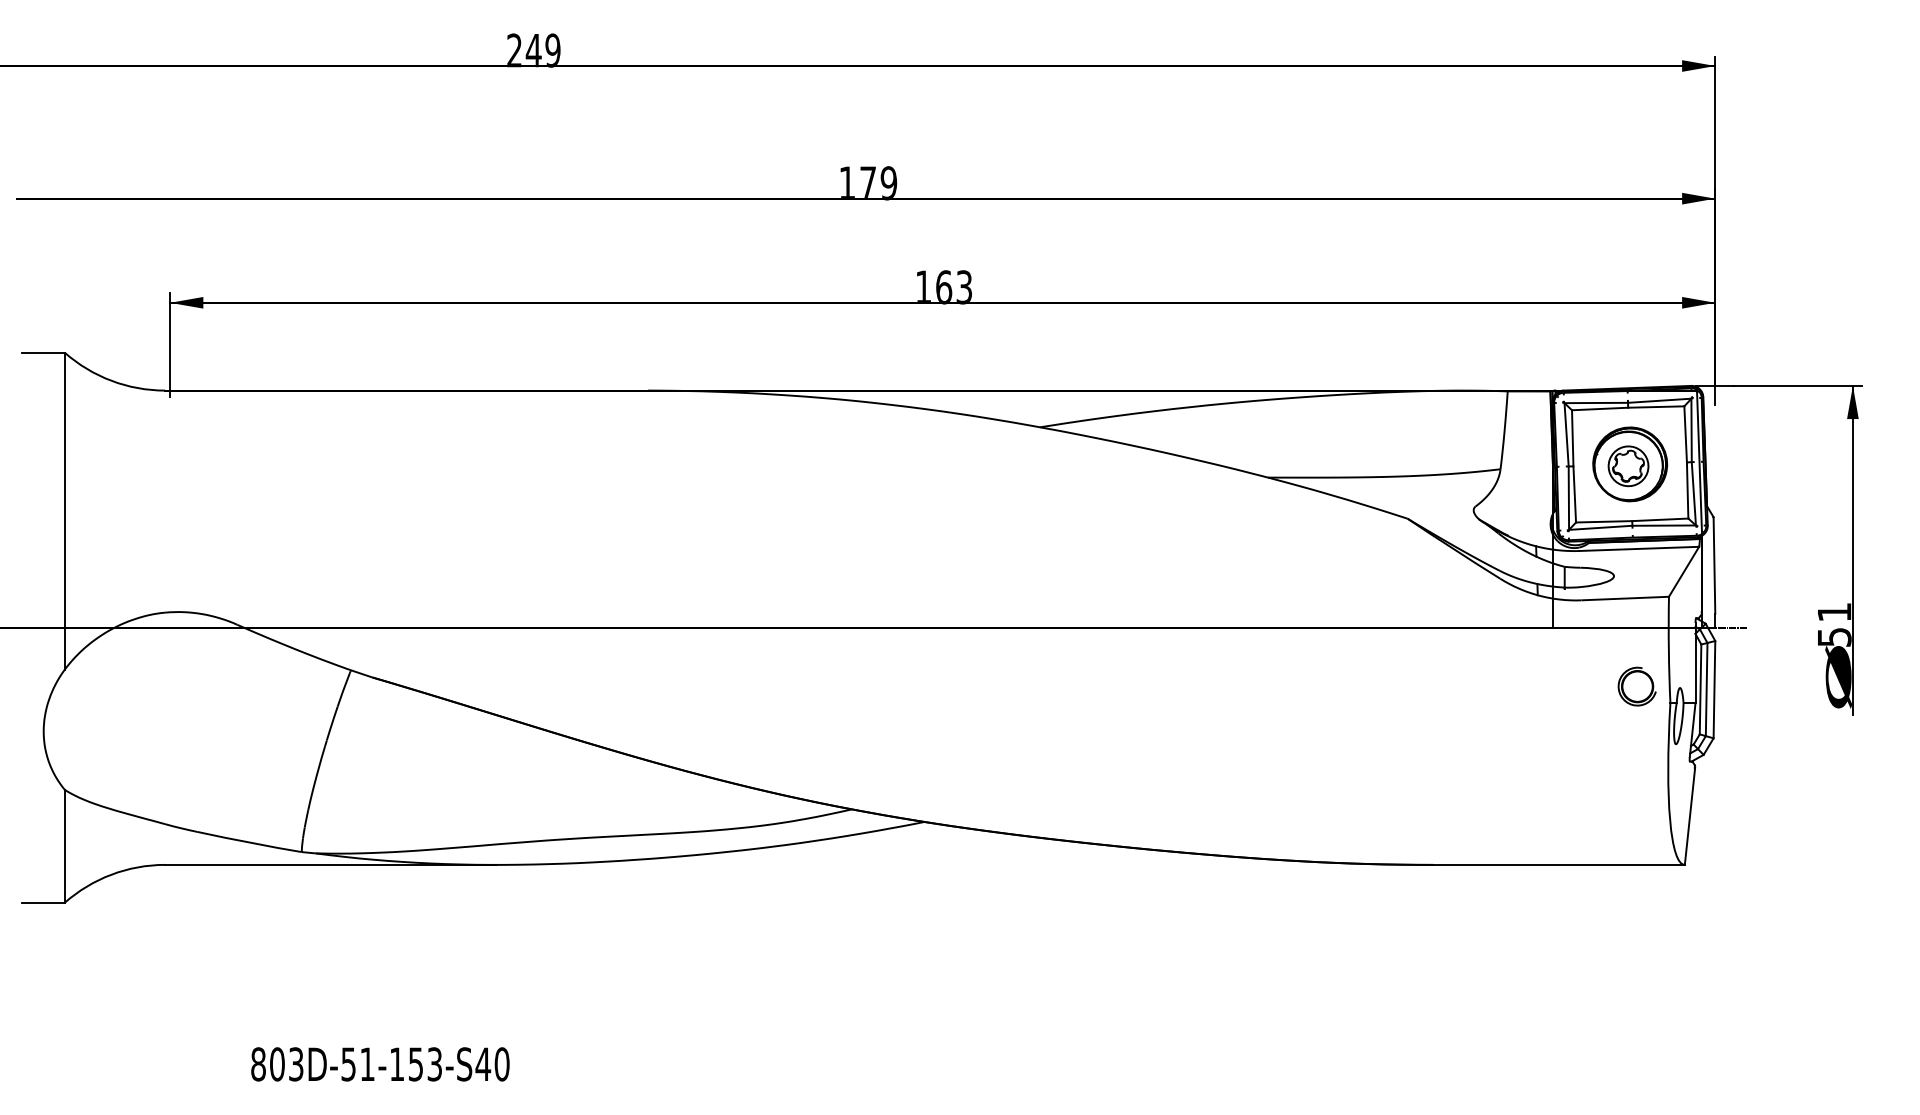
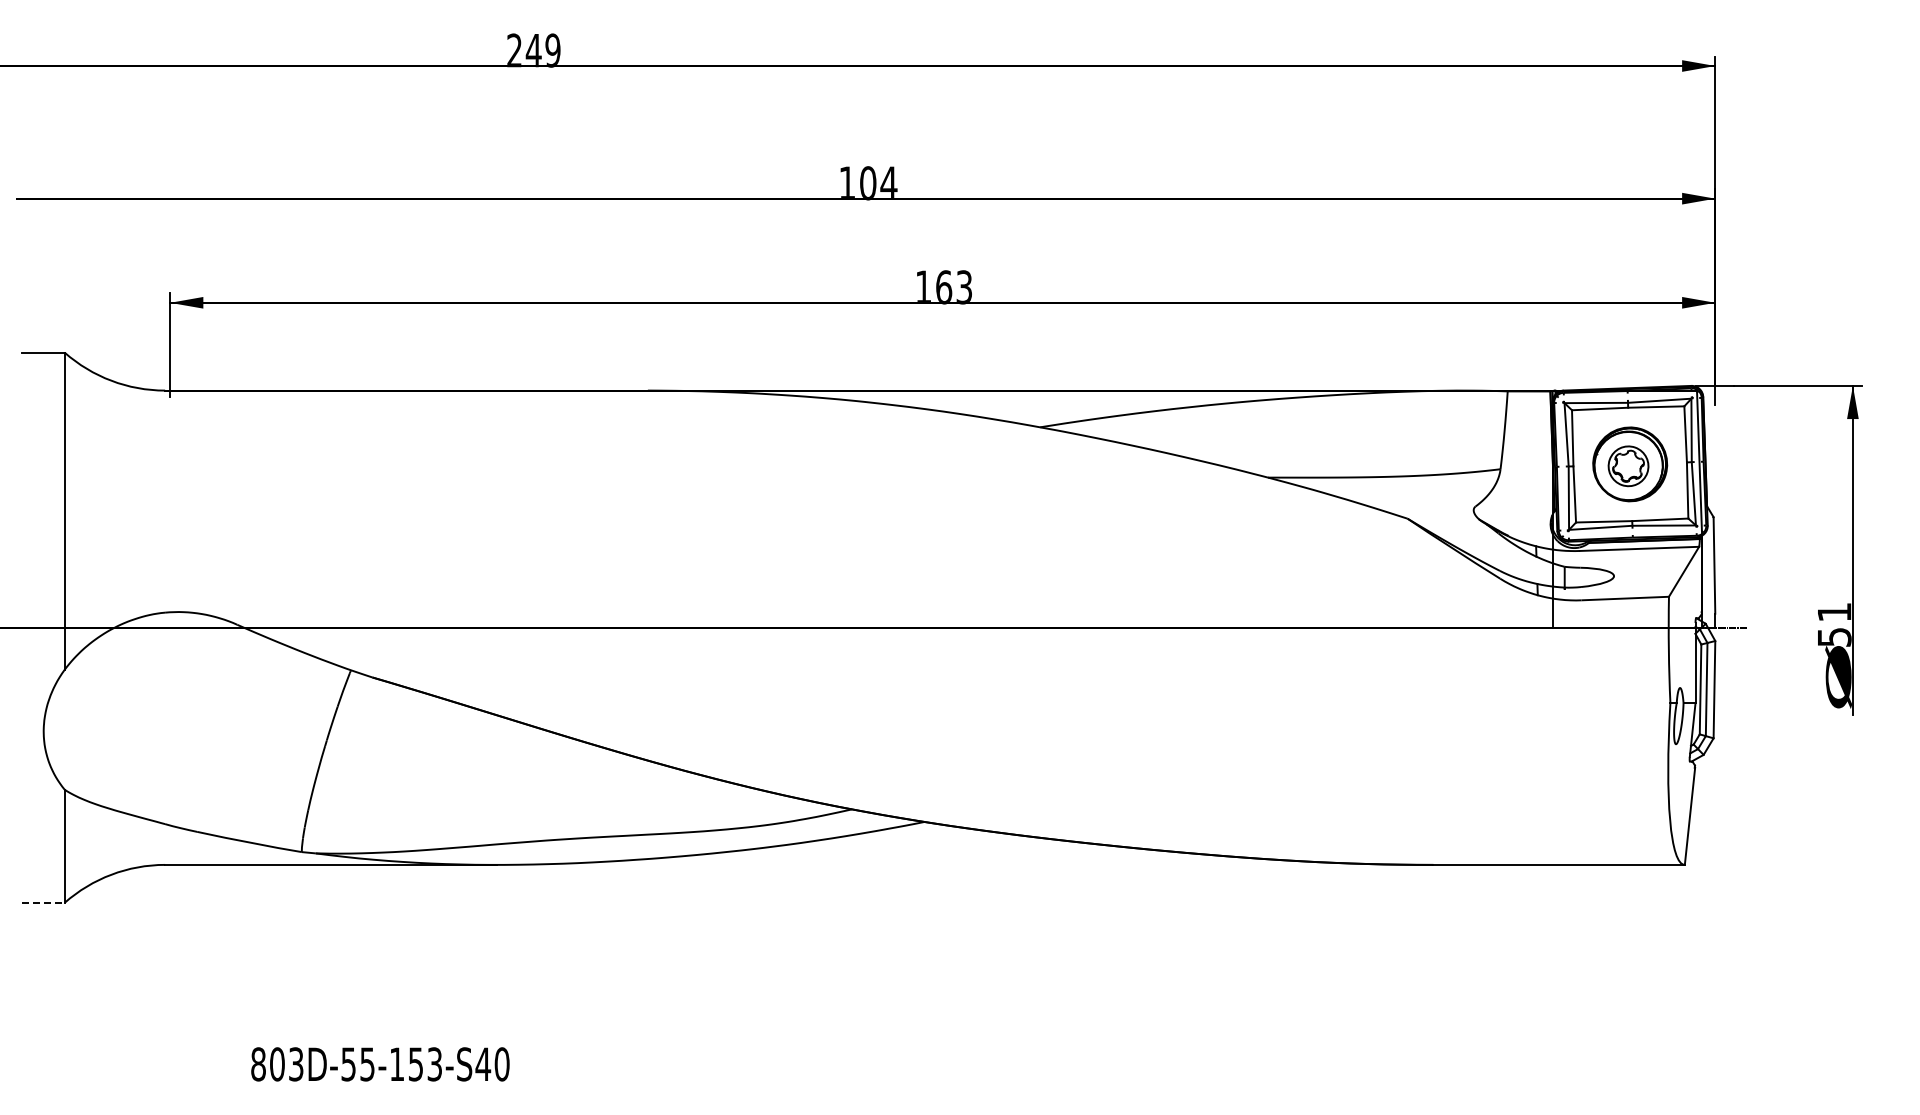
text: 179 -> 104 (878, 183)
part: present -> none (1636, 686)
line: solid -> dashed (43, 902)
text: 803D-51-153-S40 -> 803D-55-153-S40 (367, 1064)
